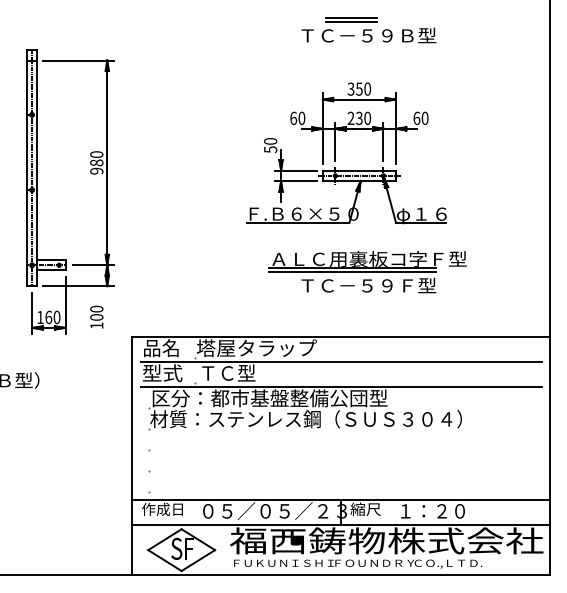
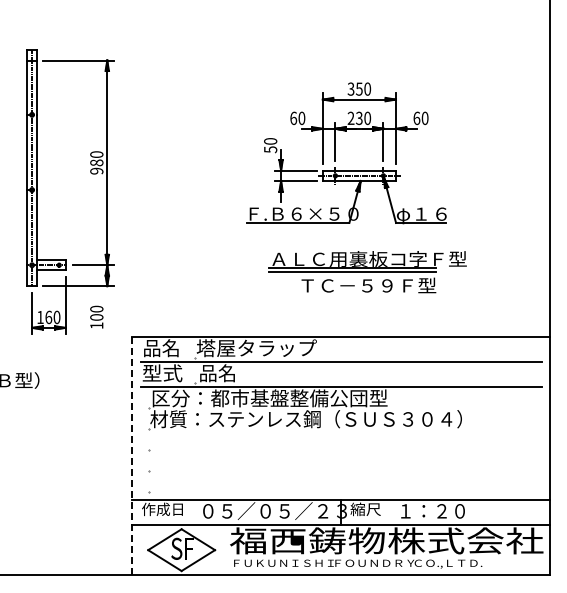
part: present -> none (368, 30)
text: ＴＣ型 -> 品名 (227, 373)
line: solid -> dashed (132, 455)
